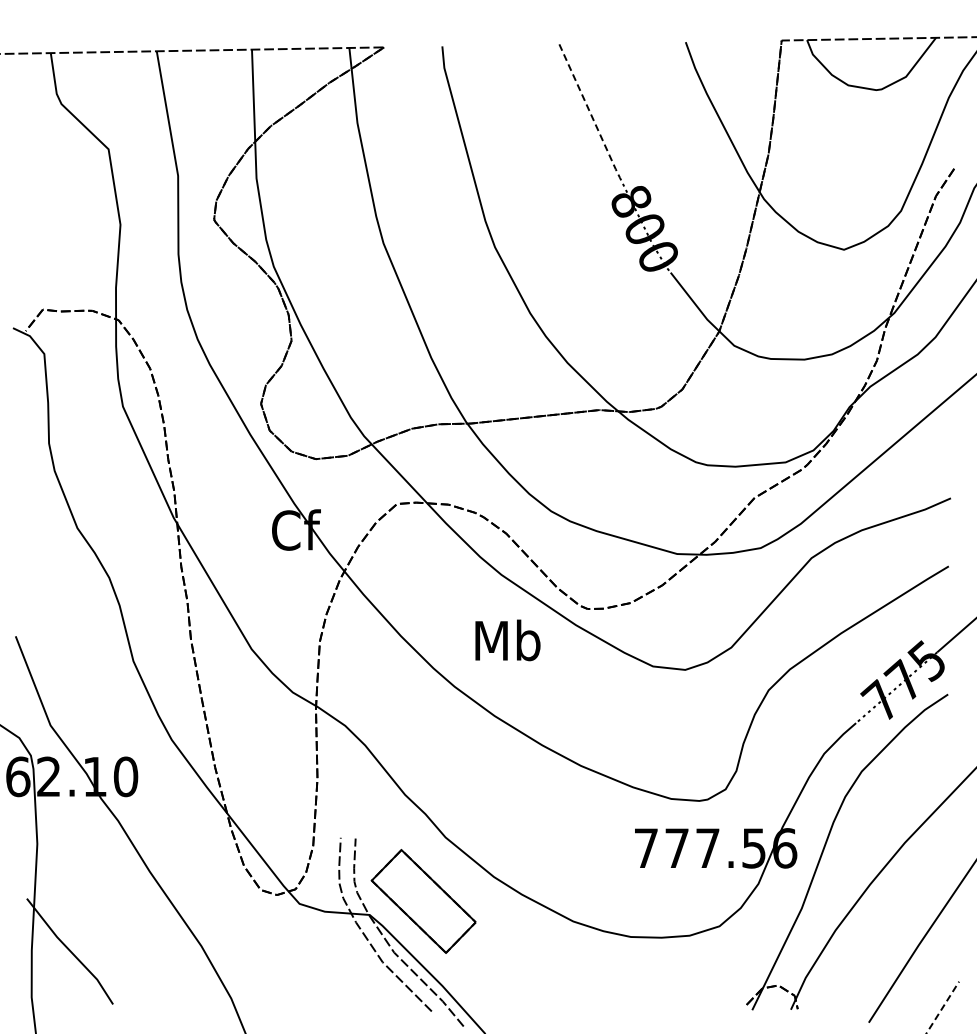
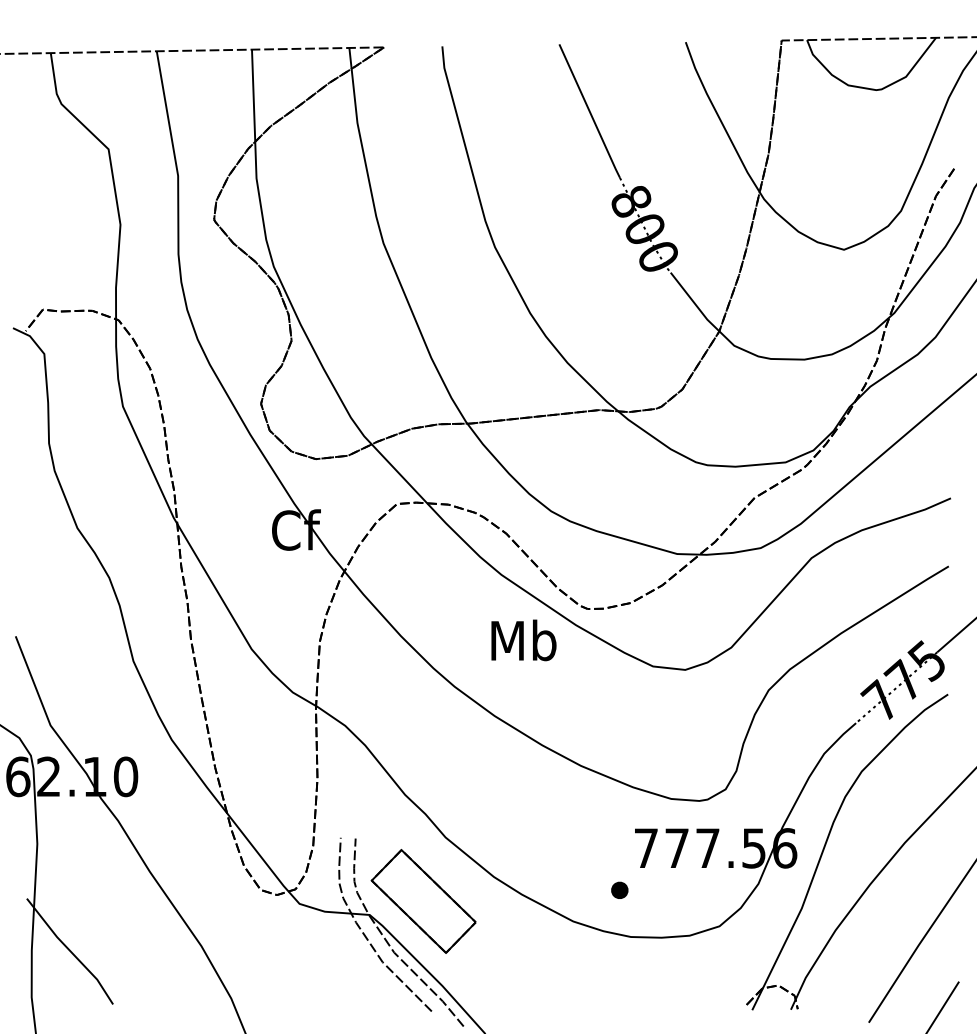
line: dashed -> solid (590, 112)
text position: (507, 640) -> (523, 640) (523, 640)
part: none -> present (619, 889)
line: dashed -> solid (942, 1007)
